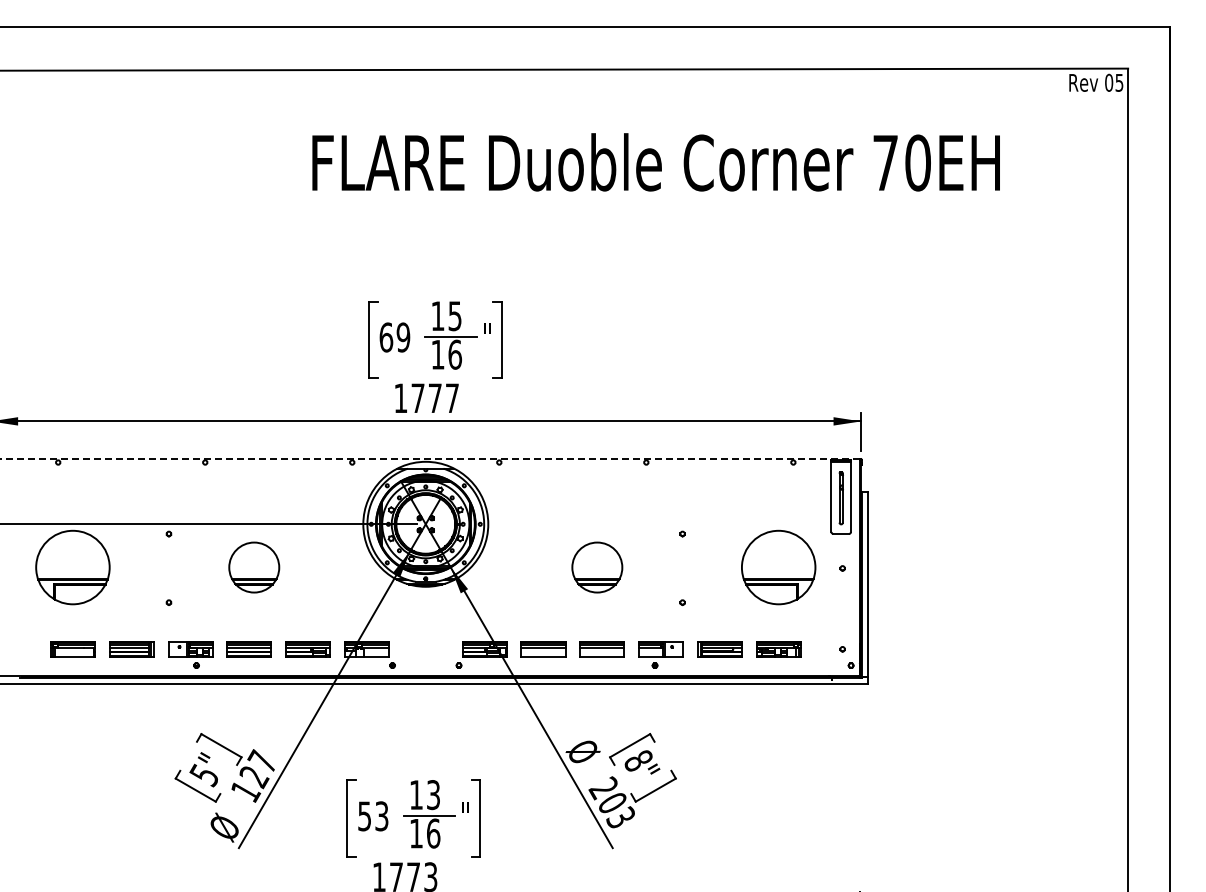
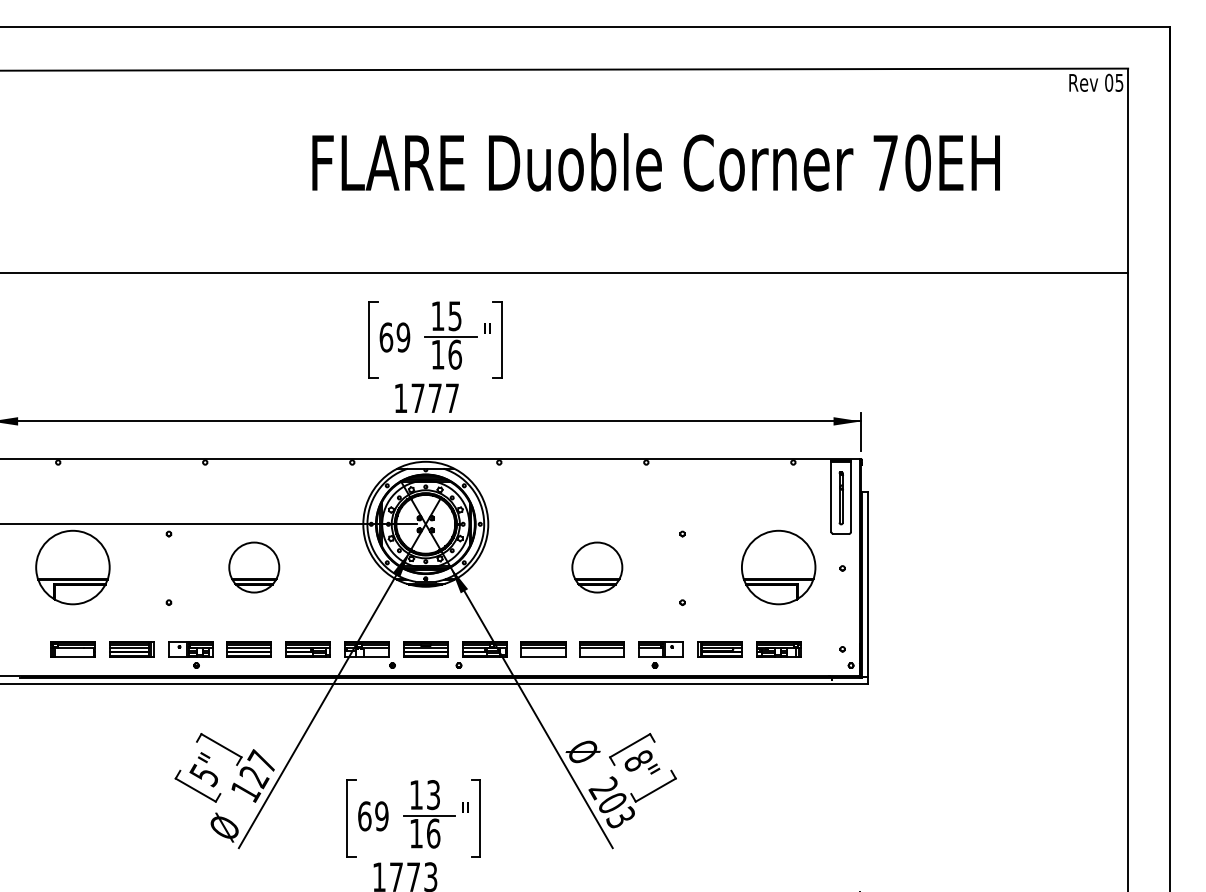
line: none -> present (565, 272)
line: dashed -> solid (429, 458)
part: none -> present (425, 649)
text: 53 -> 69 (373, 816)
